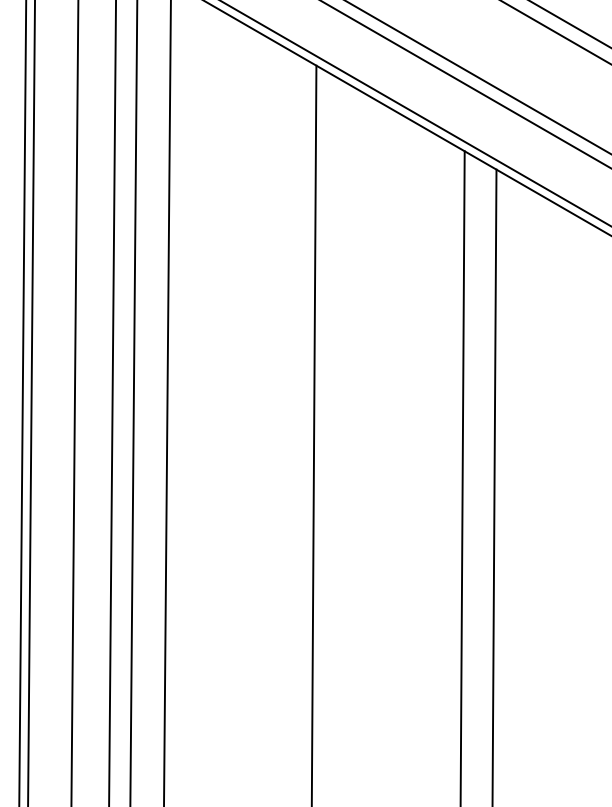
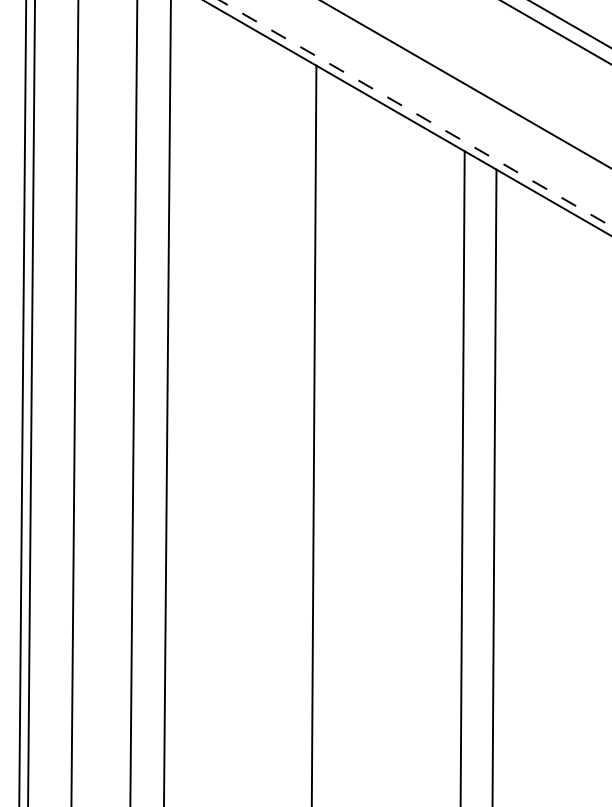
line: present -> none (478, 77)
line: solid -> dashed (415, 113)
line: present -> none (112, 402)
